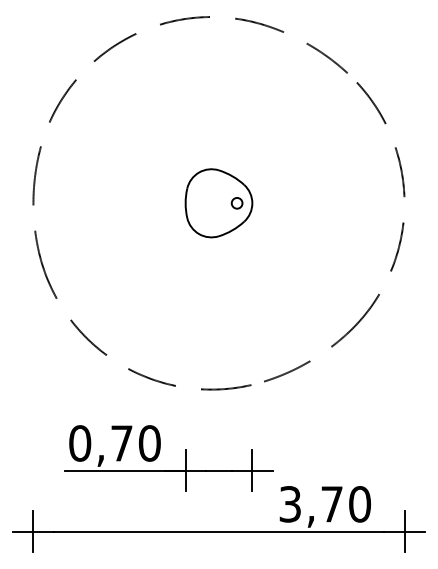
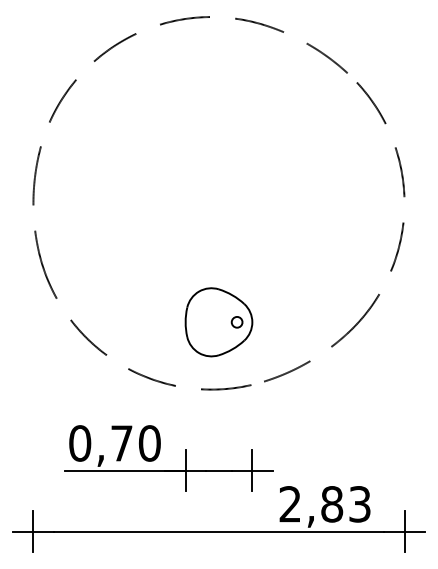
part position: (218, 203) -> (218, 322) (218, 322)
text: 3,70 -> 2,83 (325, 504)
